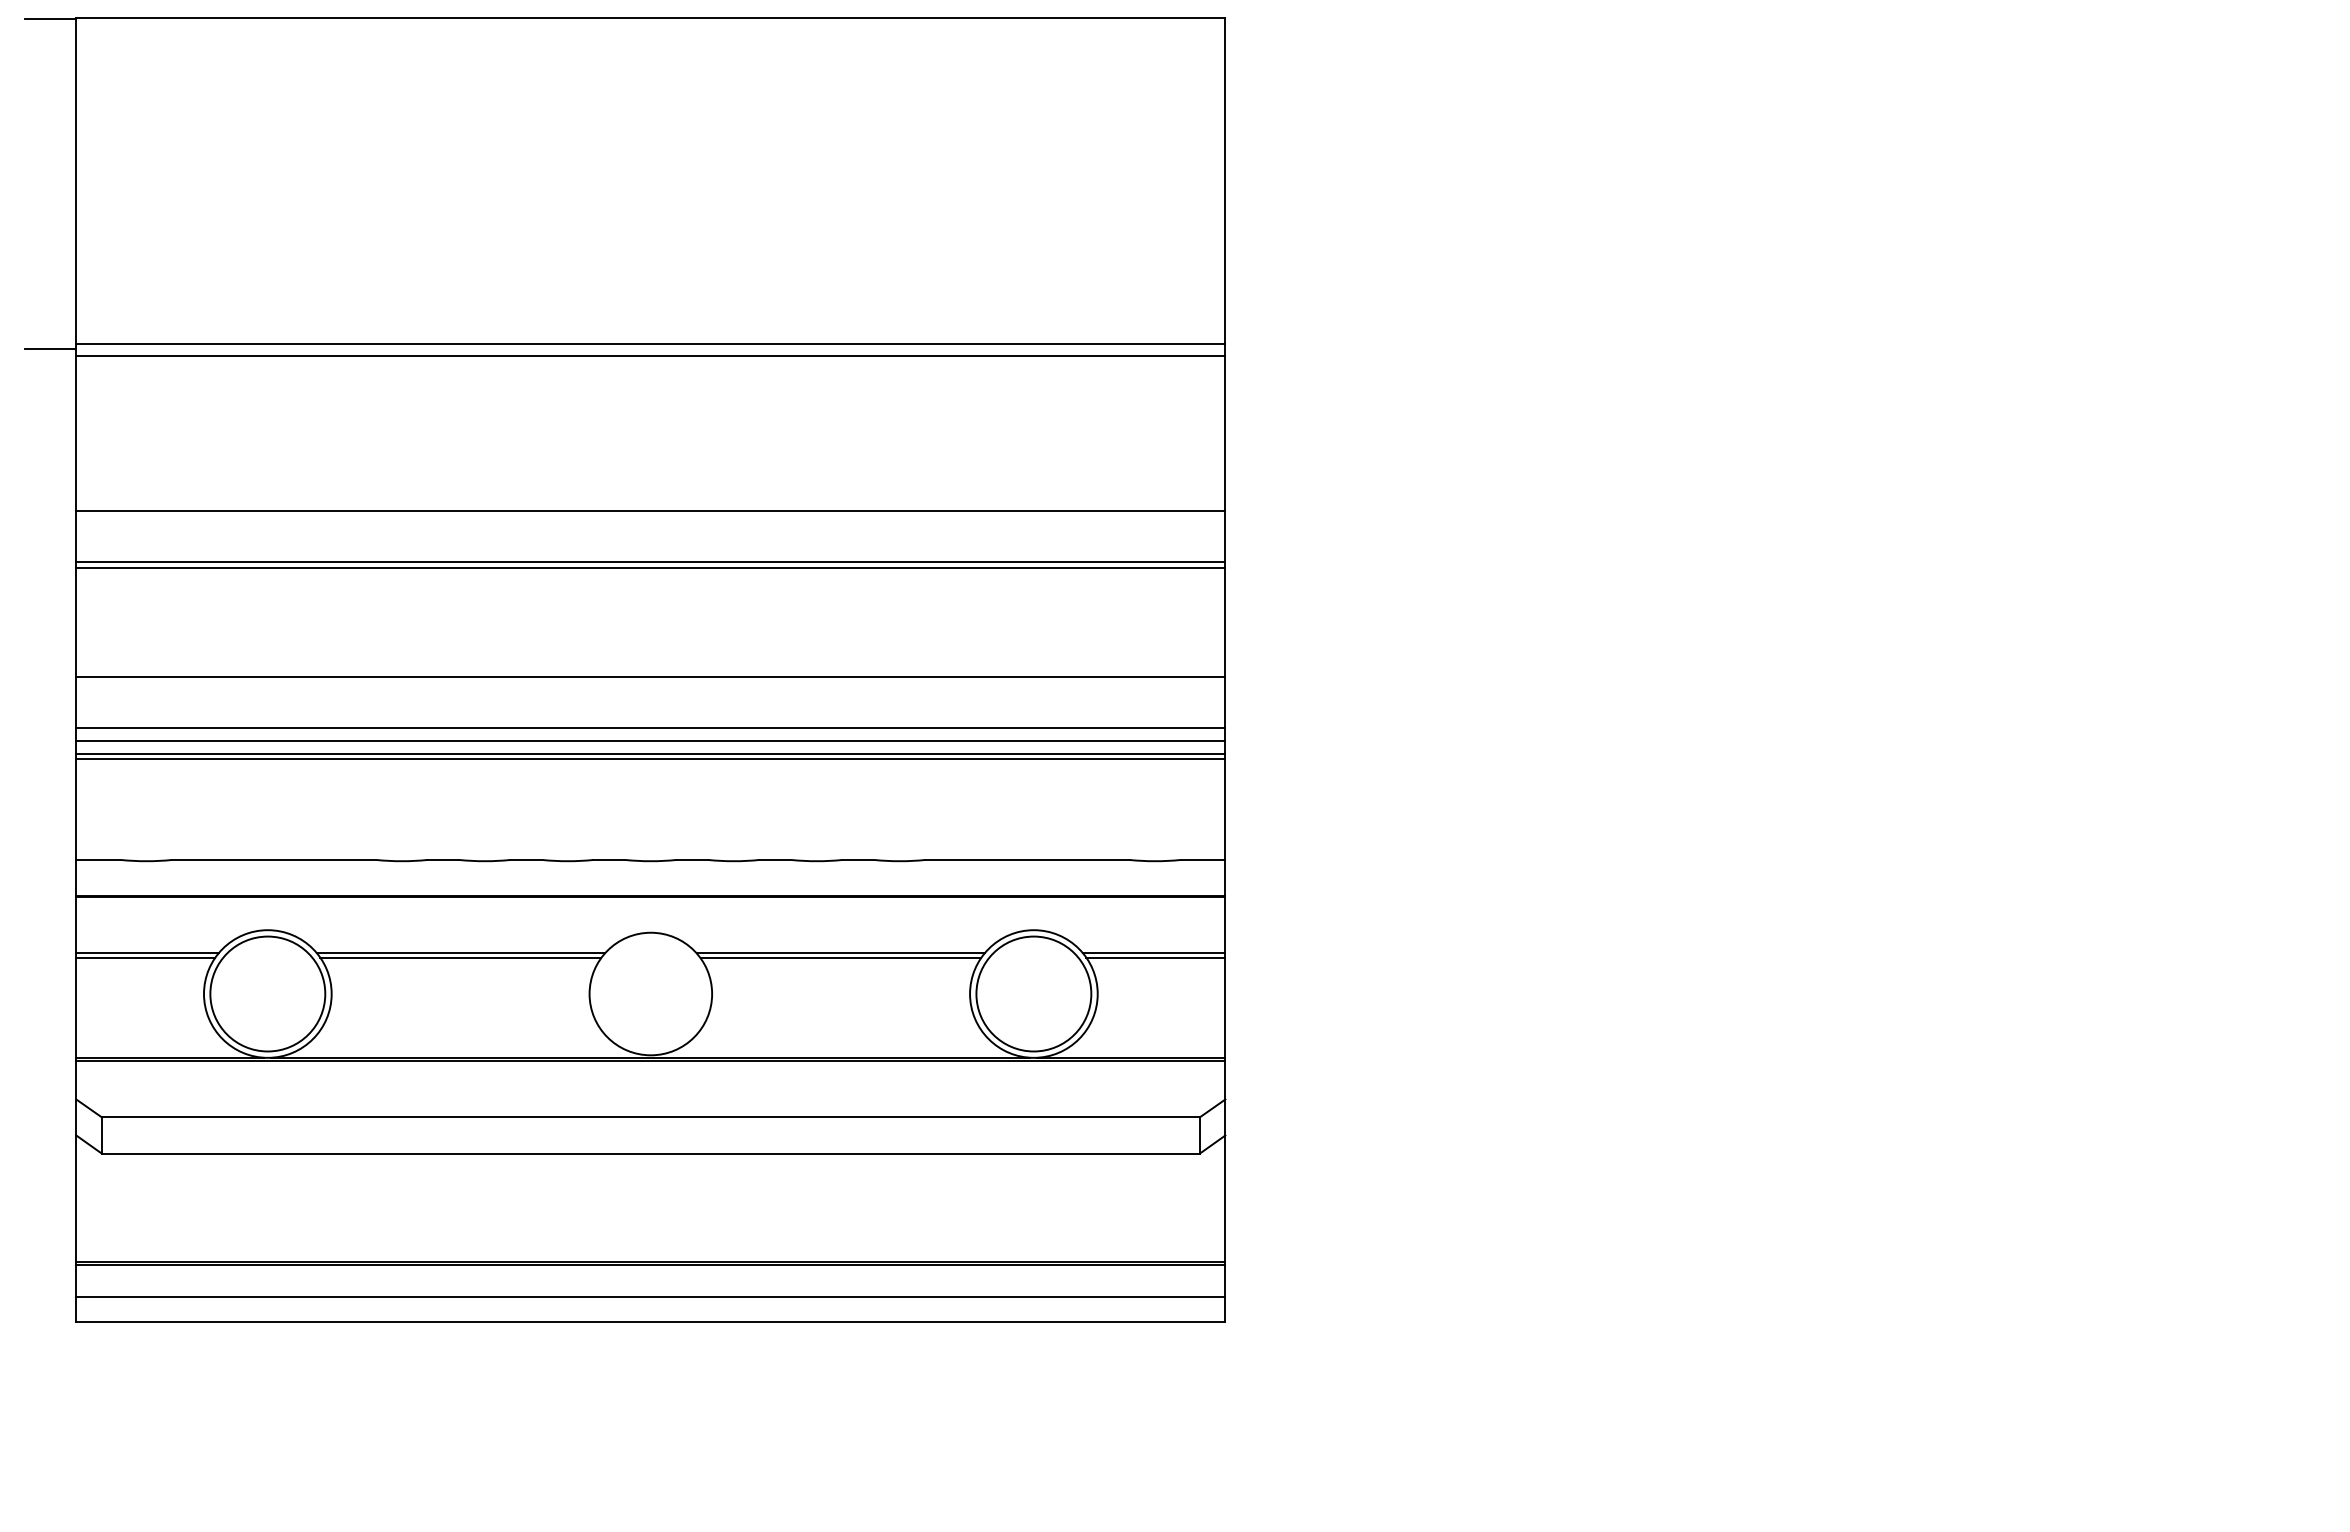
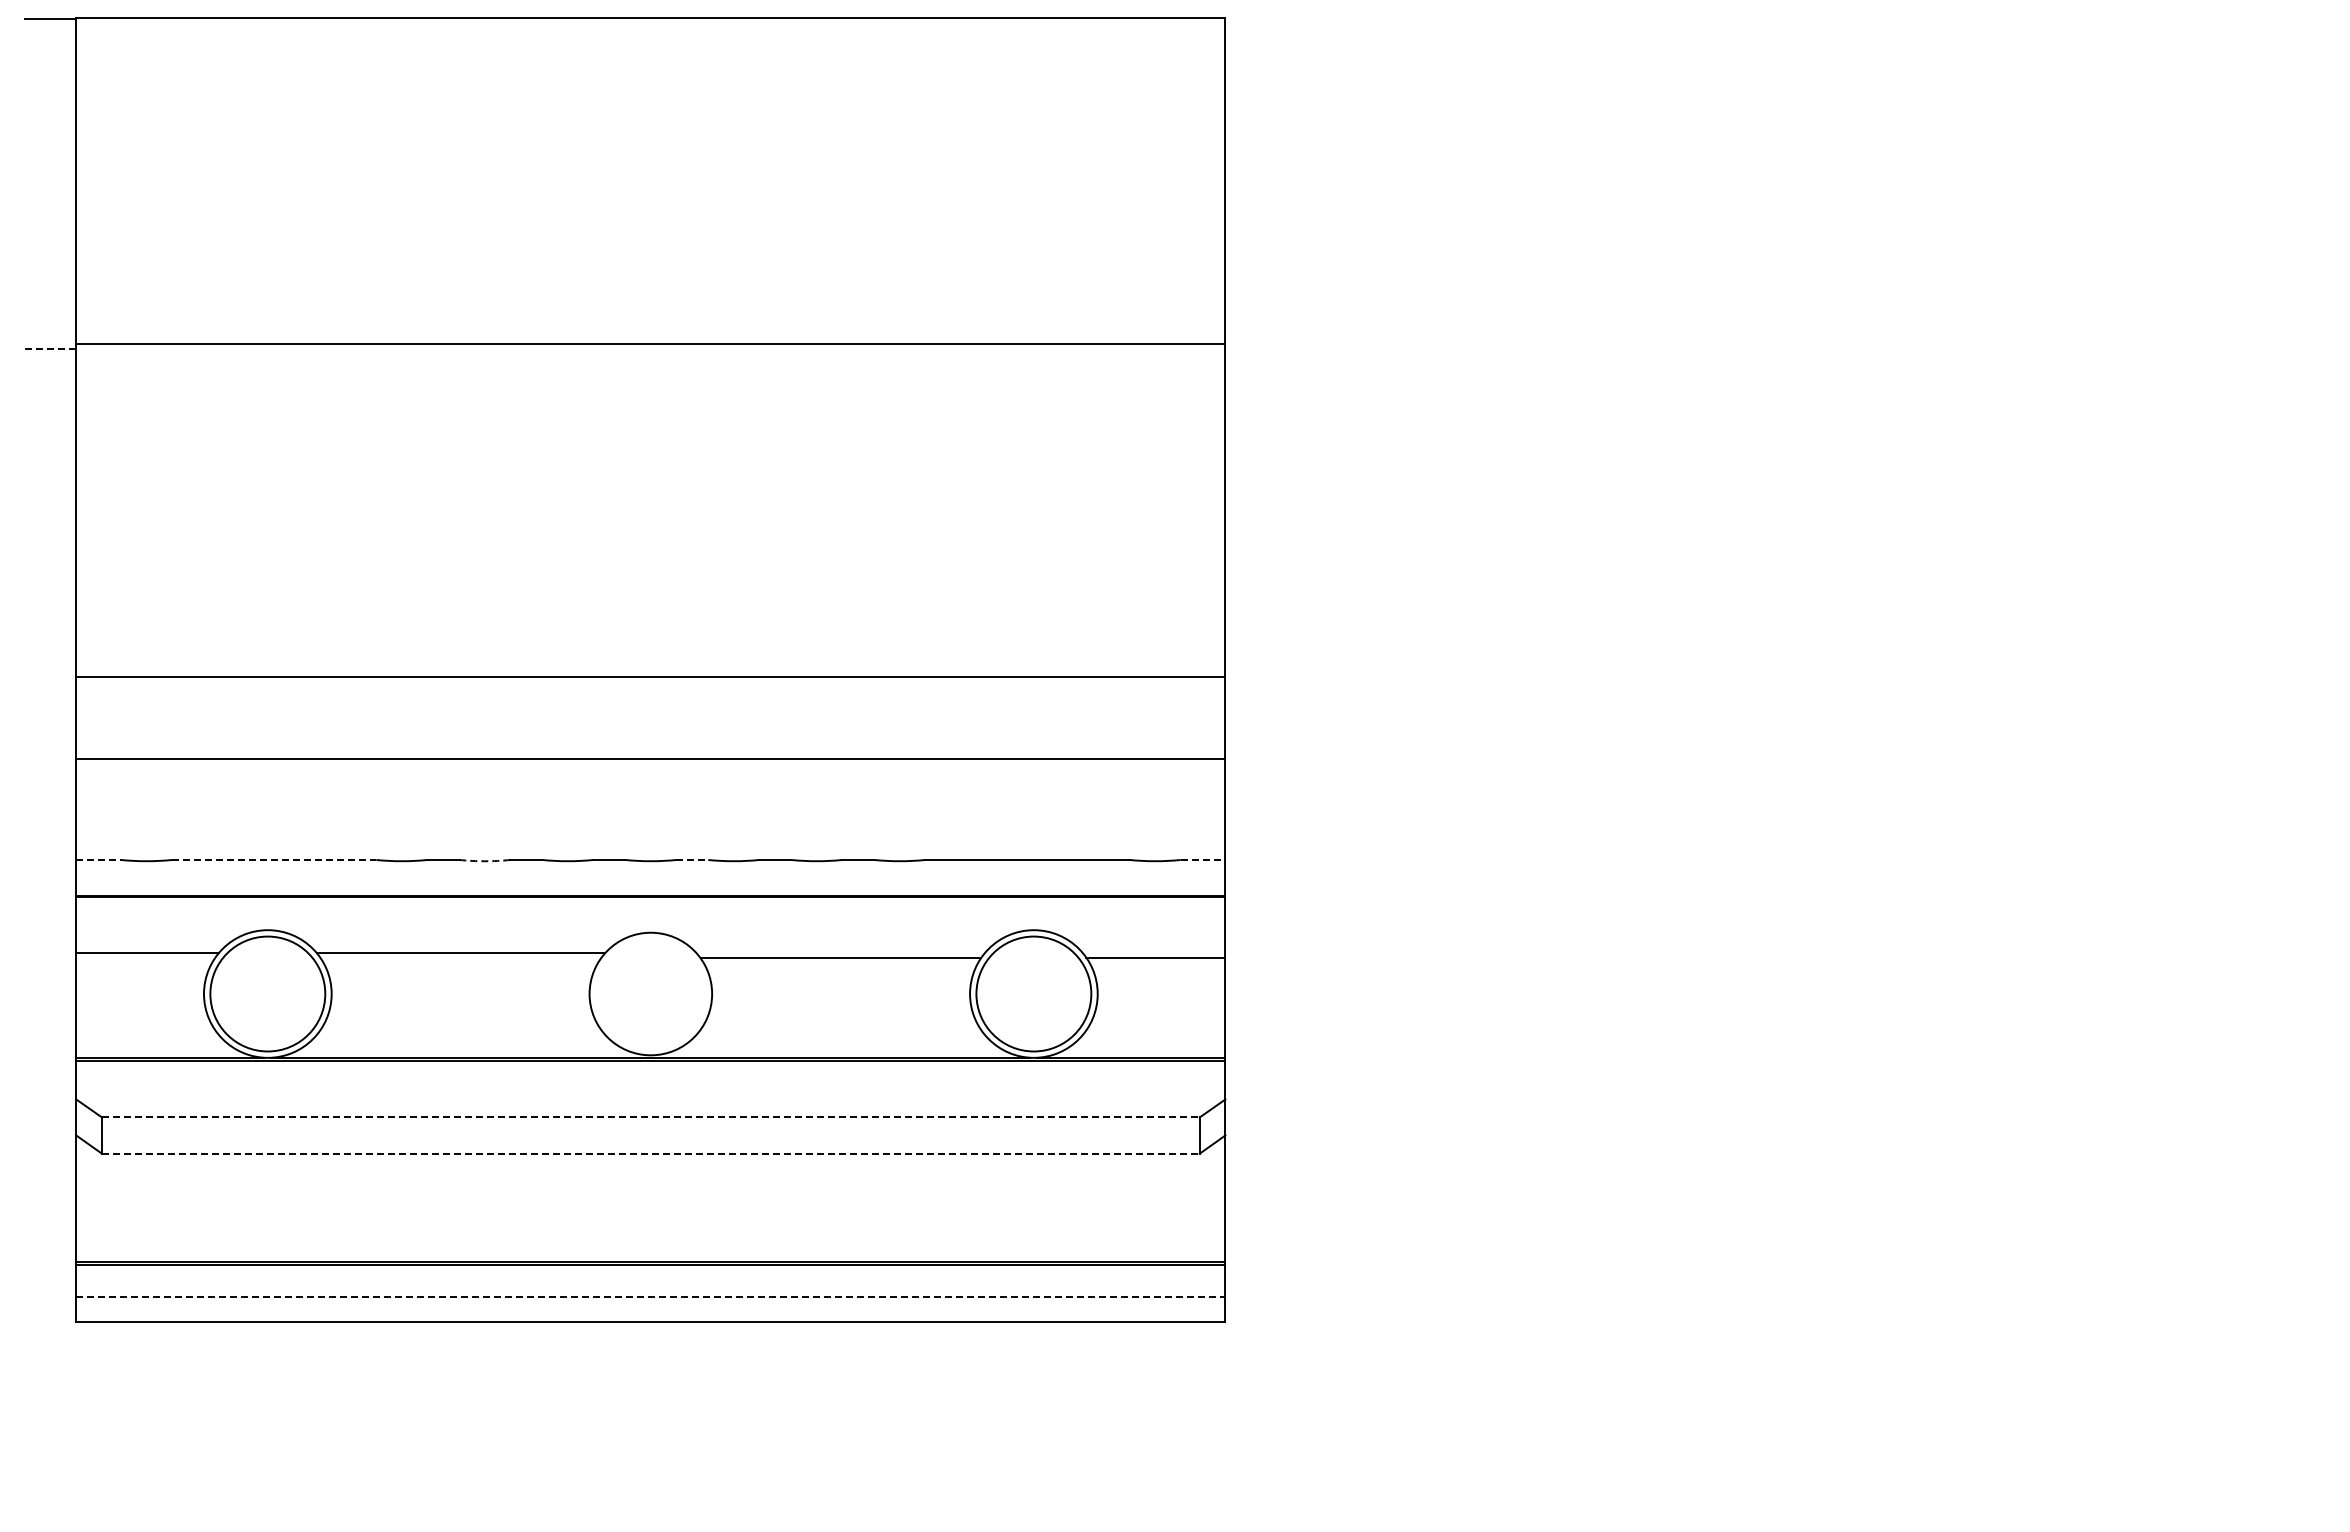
line: solid -> dashed (50, 348)
line: present -> none (650, 355)
line: present -> none (650, 511)
line: present -> none (650, 562)
line: present -> none (650, 567)
line: present -> none (650, 728)
line: present -> none (650, 741)
line: present -> none (650, 754)
line: solid -> dashed (99, 859)
line: solid -> dashed (274, 859)
line: solid -> dashed (692, 859)
line: solid -> dashed (1203, 859)
arc: solid -> dashed (484, 861)
line: present -> none (840, 953)
line: present -> none (1153, 953)
line: present -> none (145, 958)
line: present -> none (460, 958)
line: solid -> dashed (650, 1117)
line: solid -> dashed (650, 1153)
line: solid -> dashed (650, 1296)
